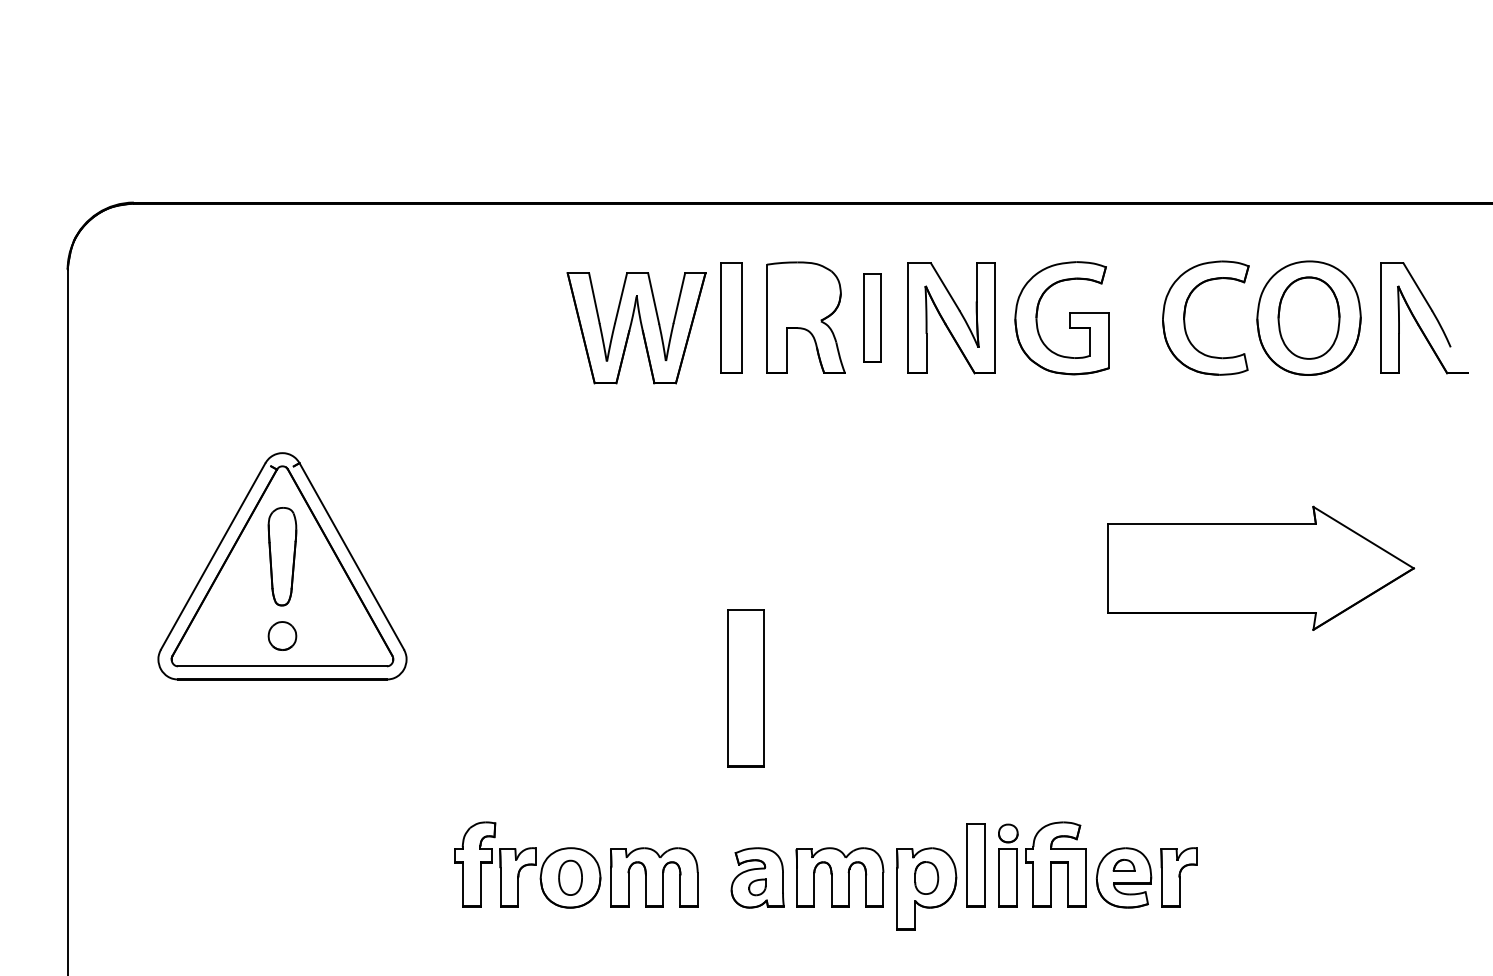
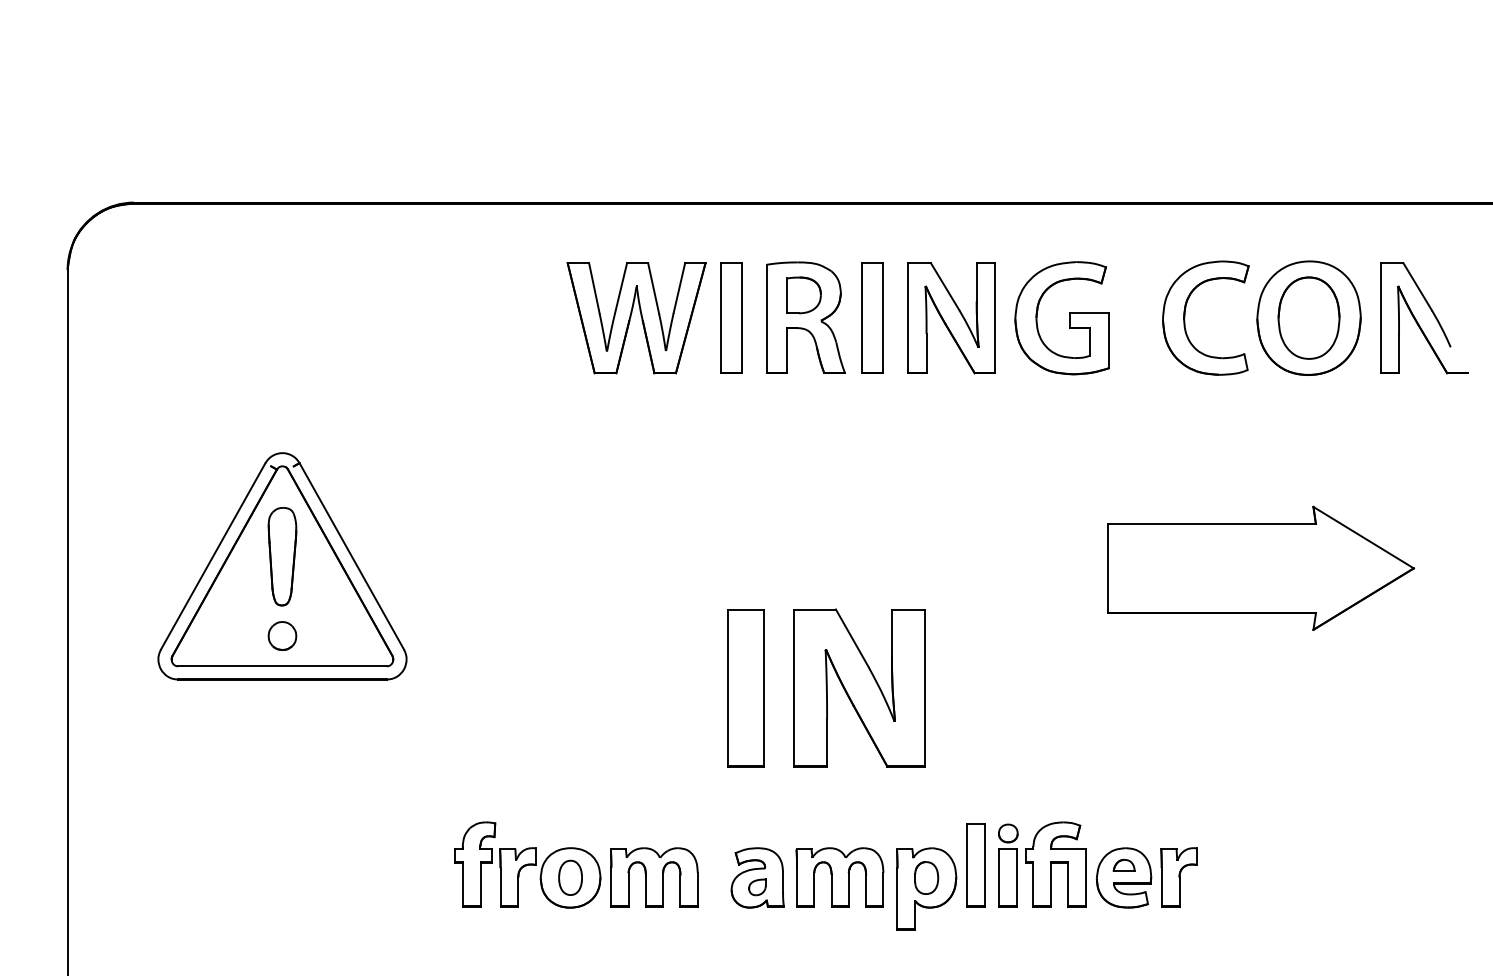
part: none -> present (803, 295)
part size: 19x90 px -> 23x112 px (872, 317)
part position: (636, 328) -> (636, 318) (636, 318)
part: none -> present (859, 687)
